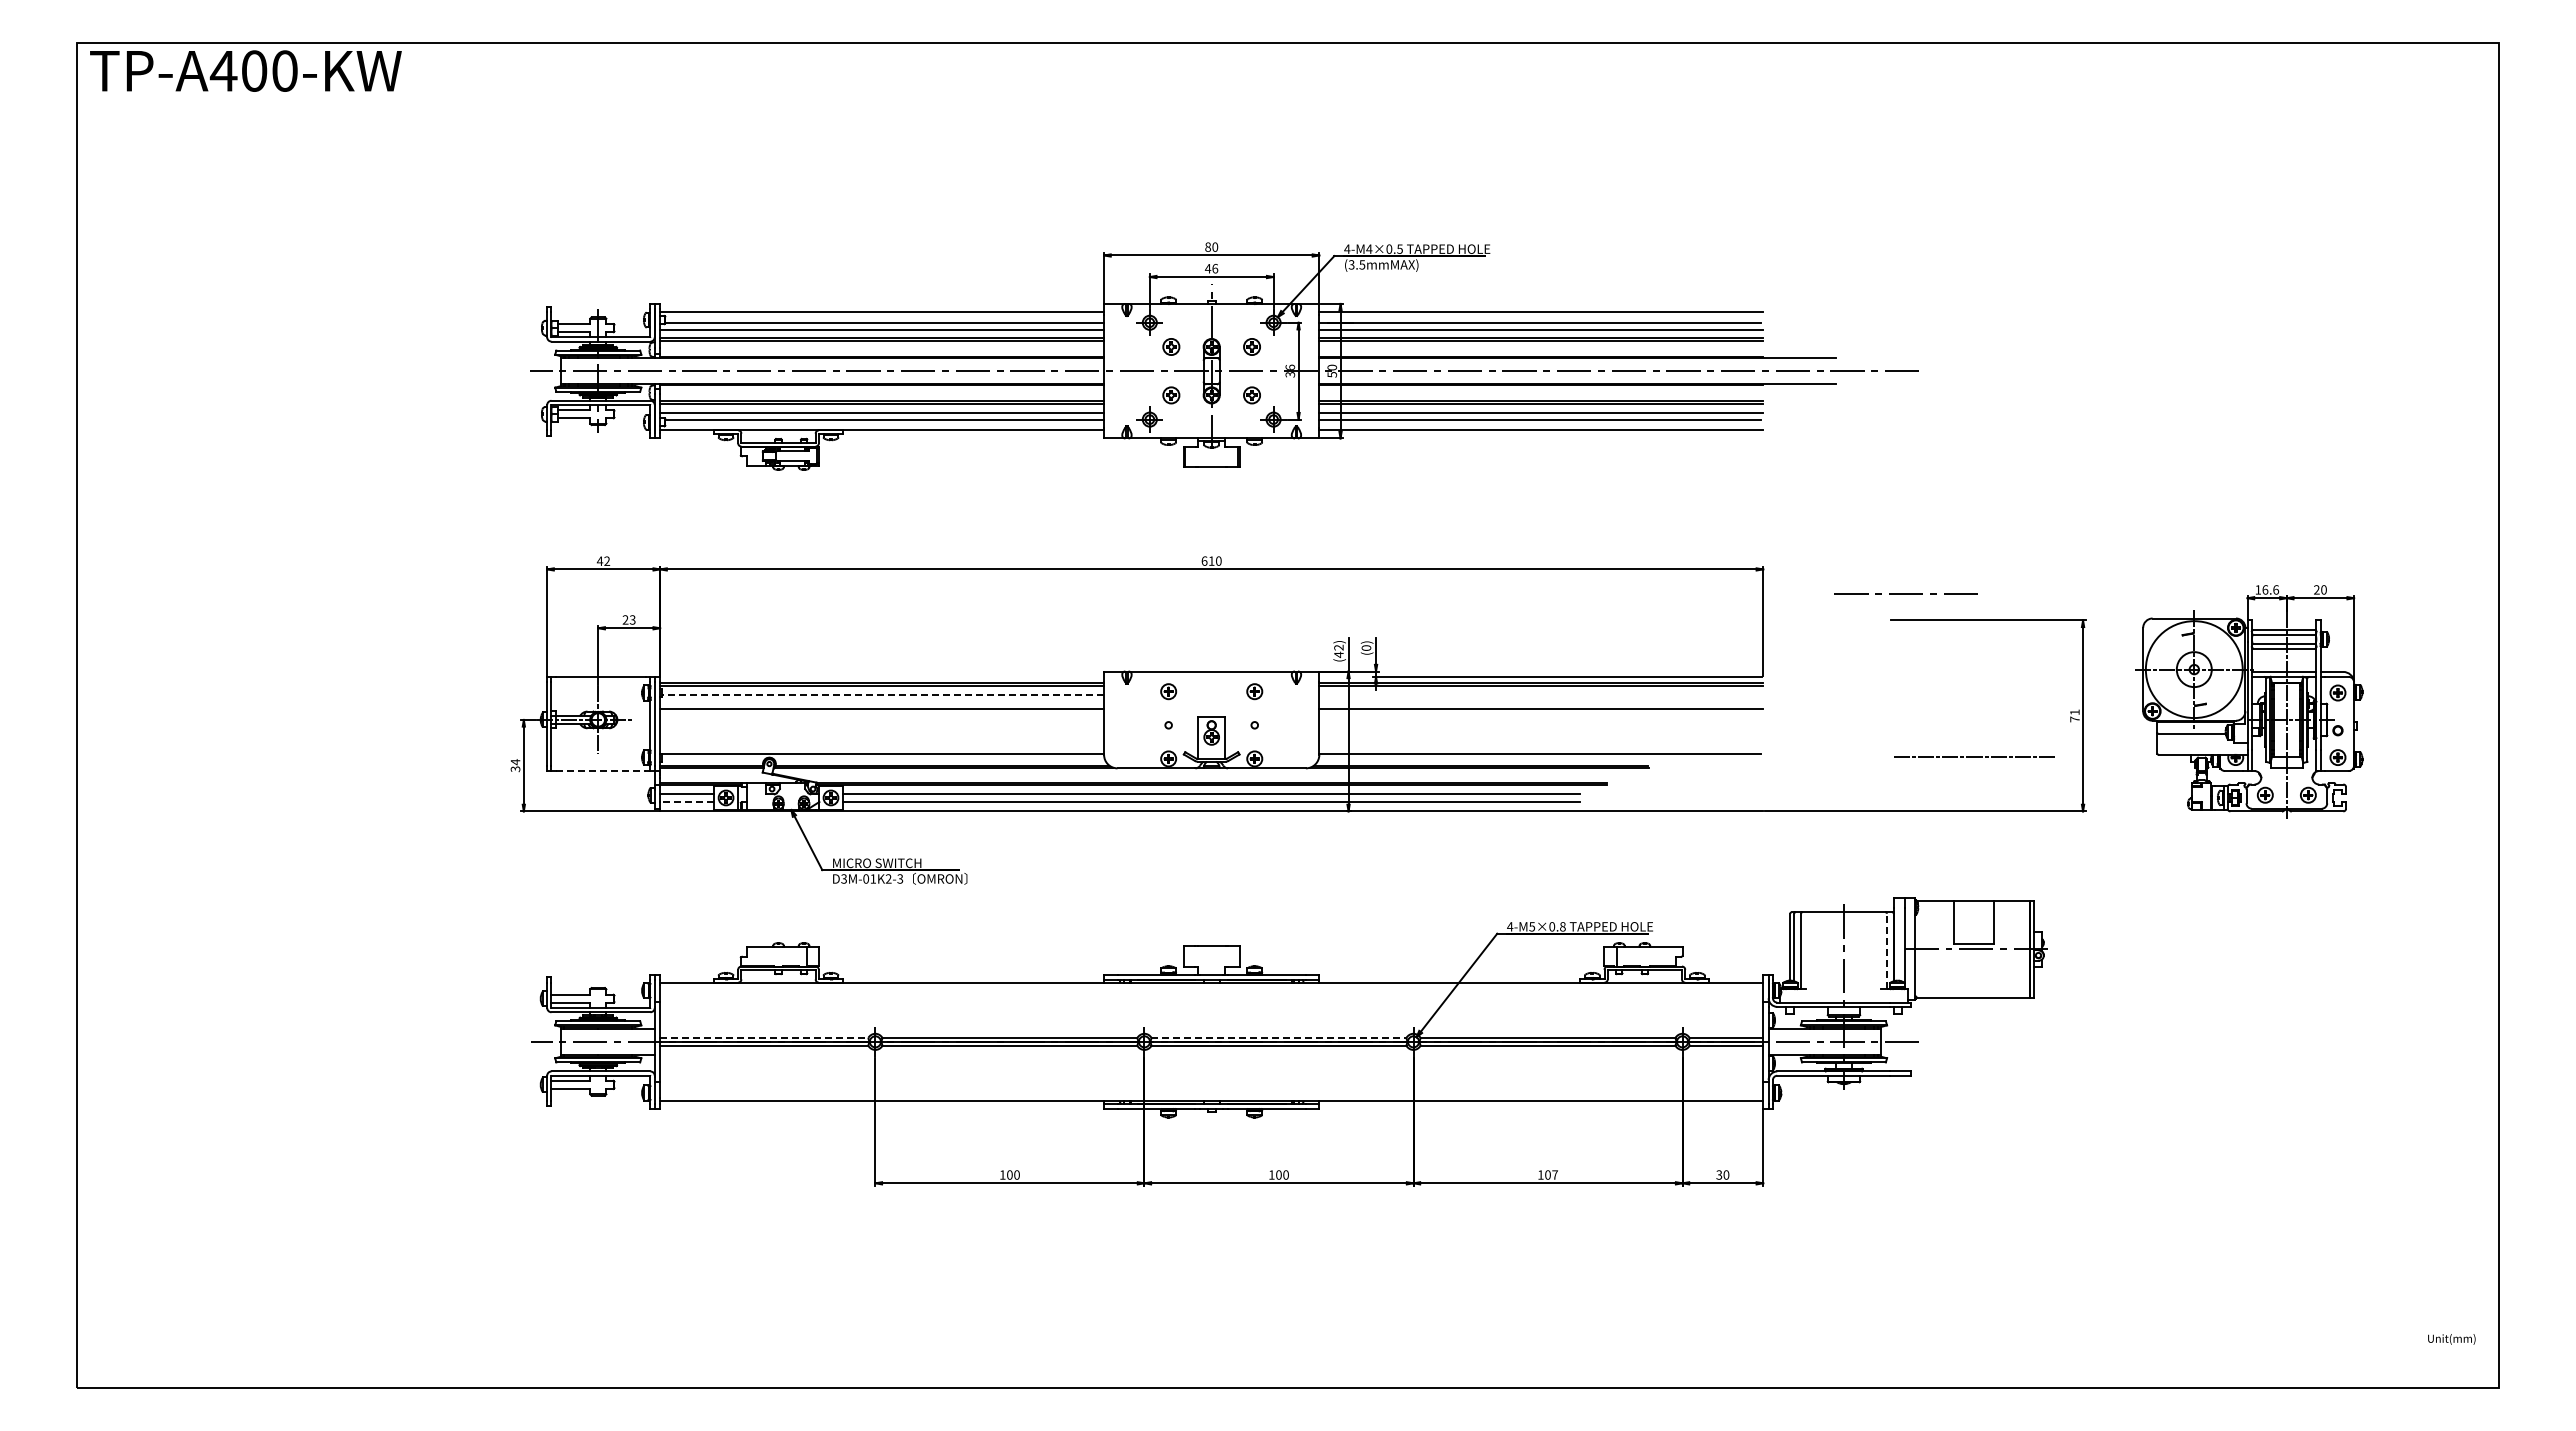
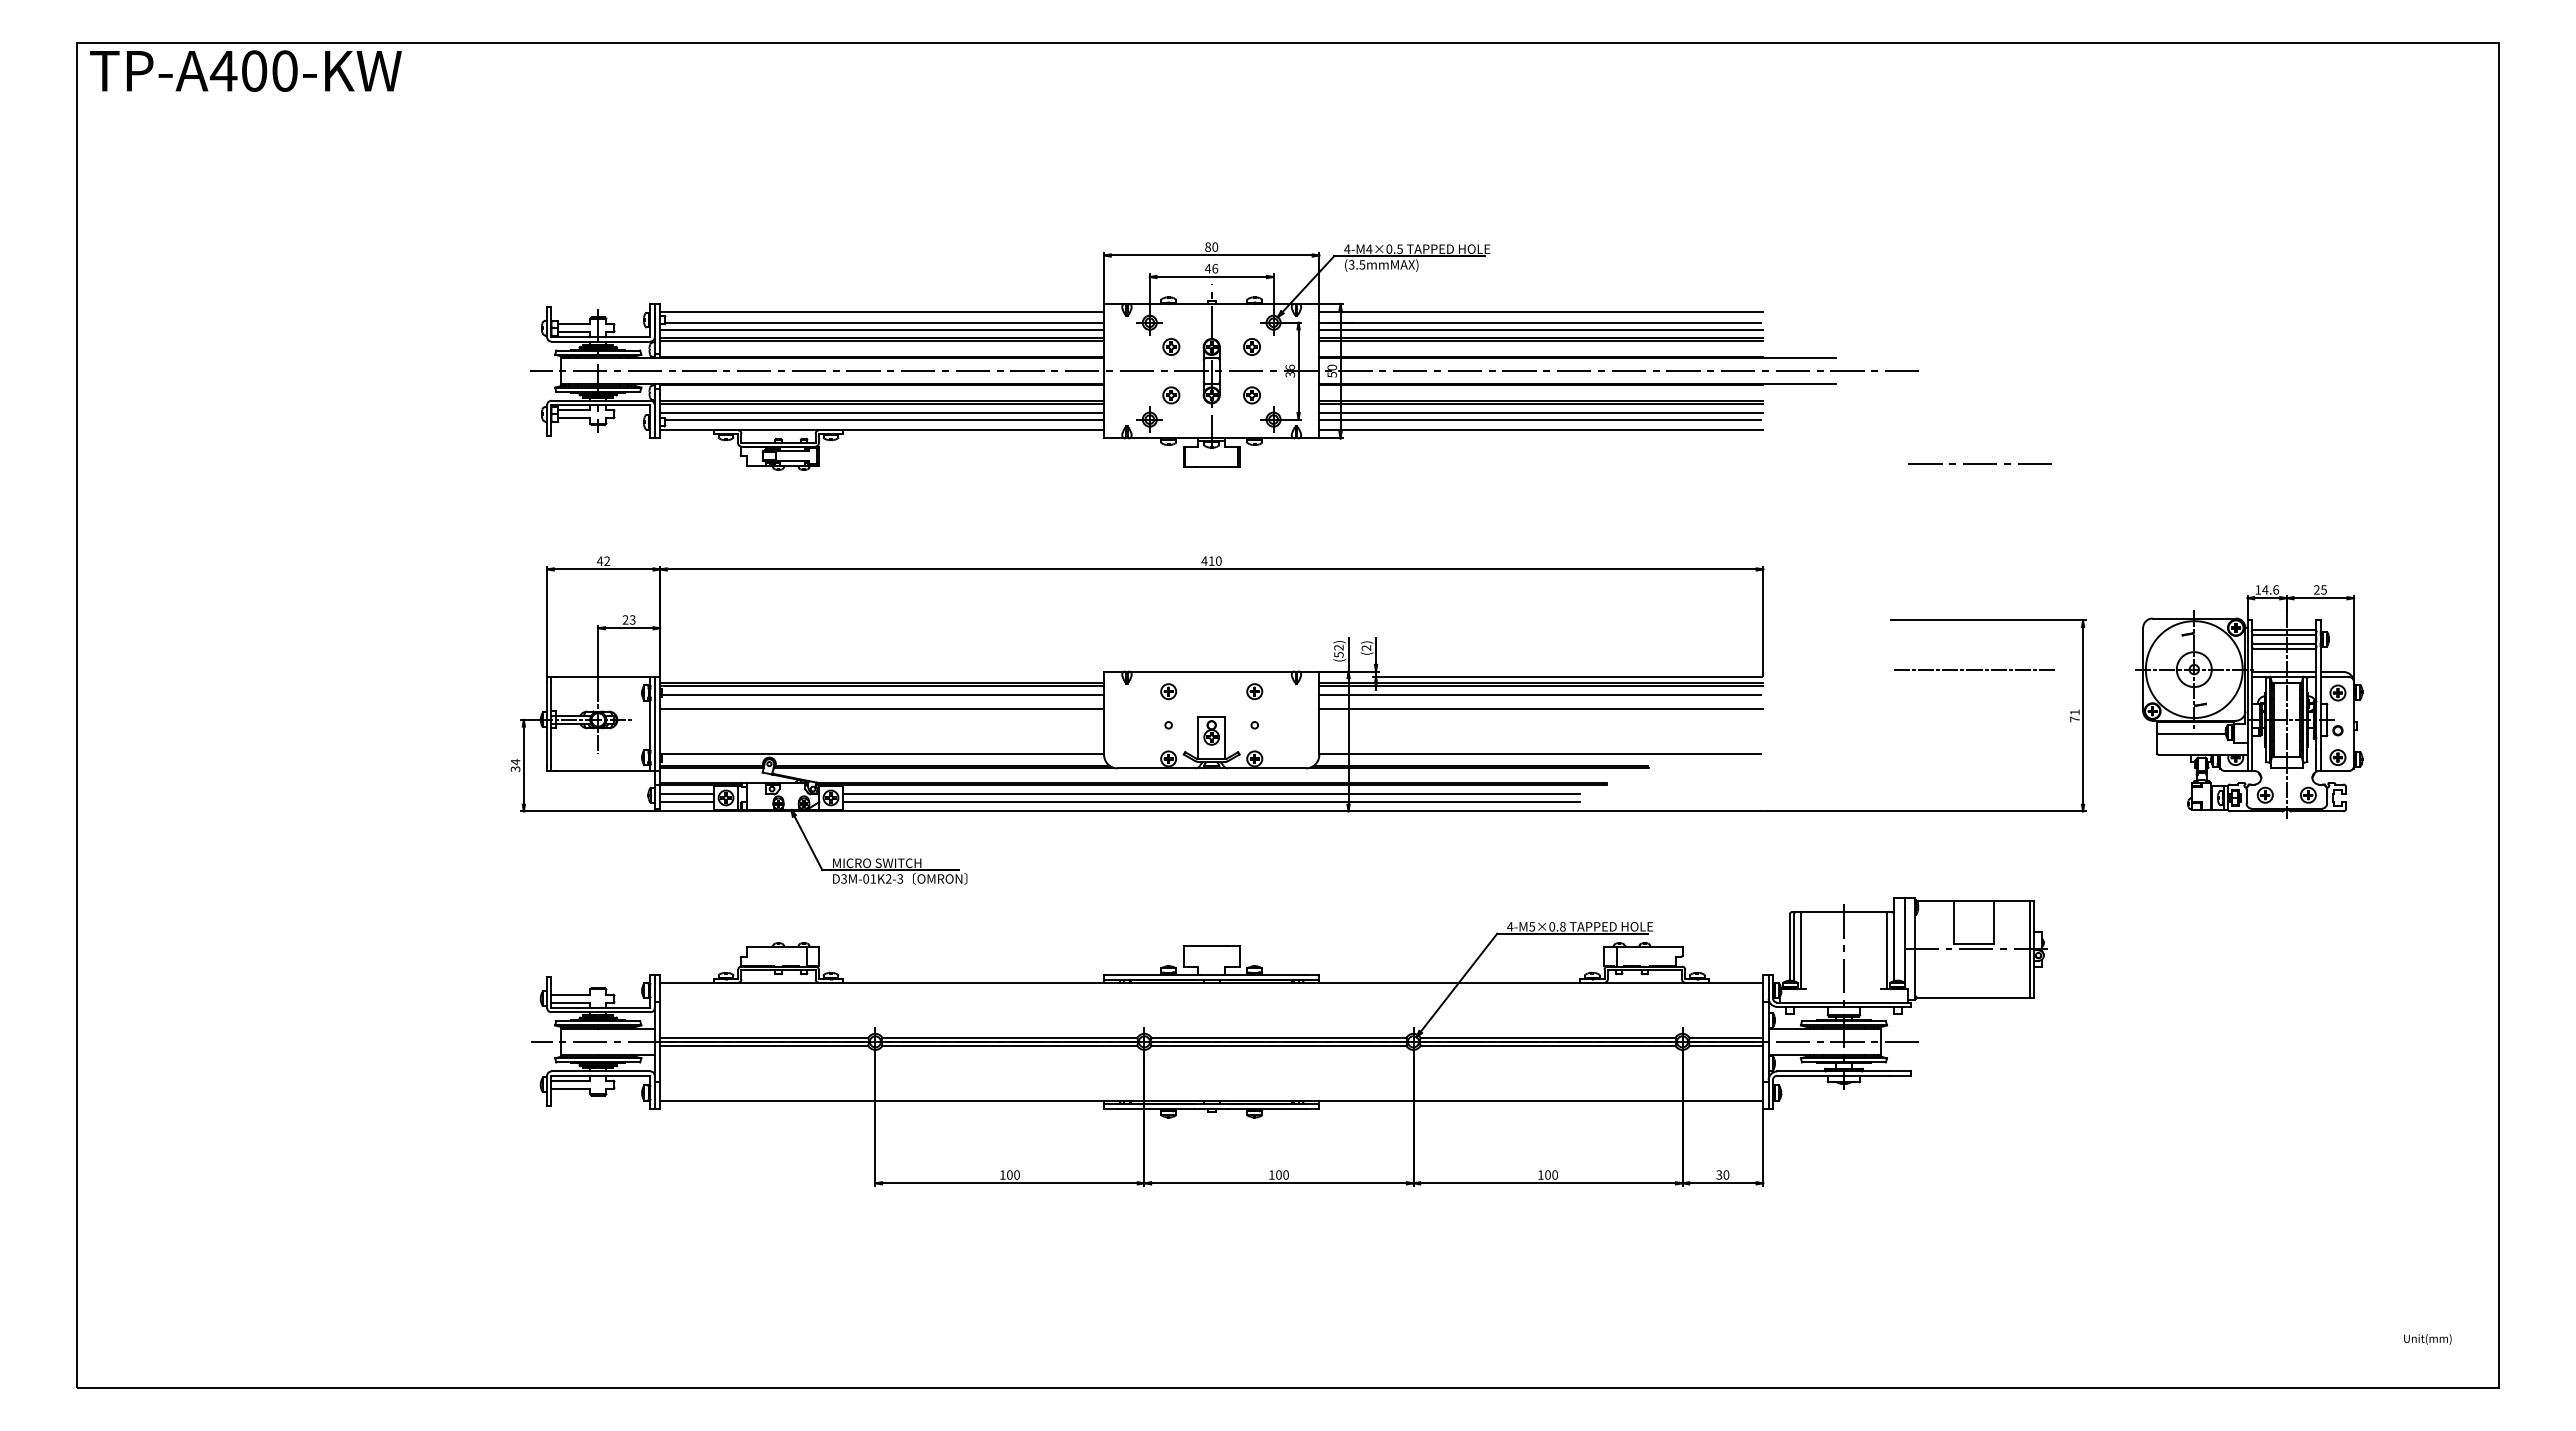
text: 610 -> 410 (1204, 560)
text: 16.6 -> 14.6 (2265, 589)
text: 20 -> 25 (2323, 589)
line position: (1905, 593) -> (1979, 463) (1979, 463)
text: (0) -> (2) (1366, 647)
text: (42) -> (52) (1338, 654)
line: dashed -> solid (882, 695)
line: none -> present (1540, 695)
line position: (1974, 756) -> (1974, 669) (1974, 669)
line: dashed -> solid (601, 771)
line: dashed -> solid (687, 802)
line: dashed -> solid (1886, 951)
line: dashed -> solid (764, 1037)
line: dashed -> solid (1278, 1037)
text: 107 -> 100 (1554, 1174)
text position: (2451, 1339) -> (2427, 1339) (2427, 1339)
